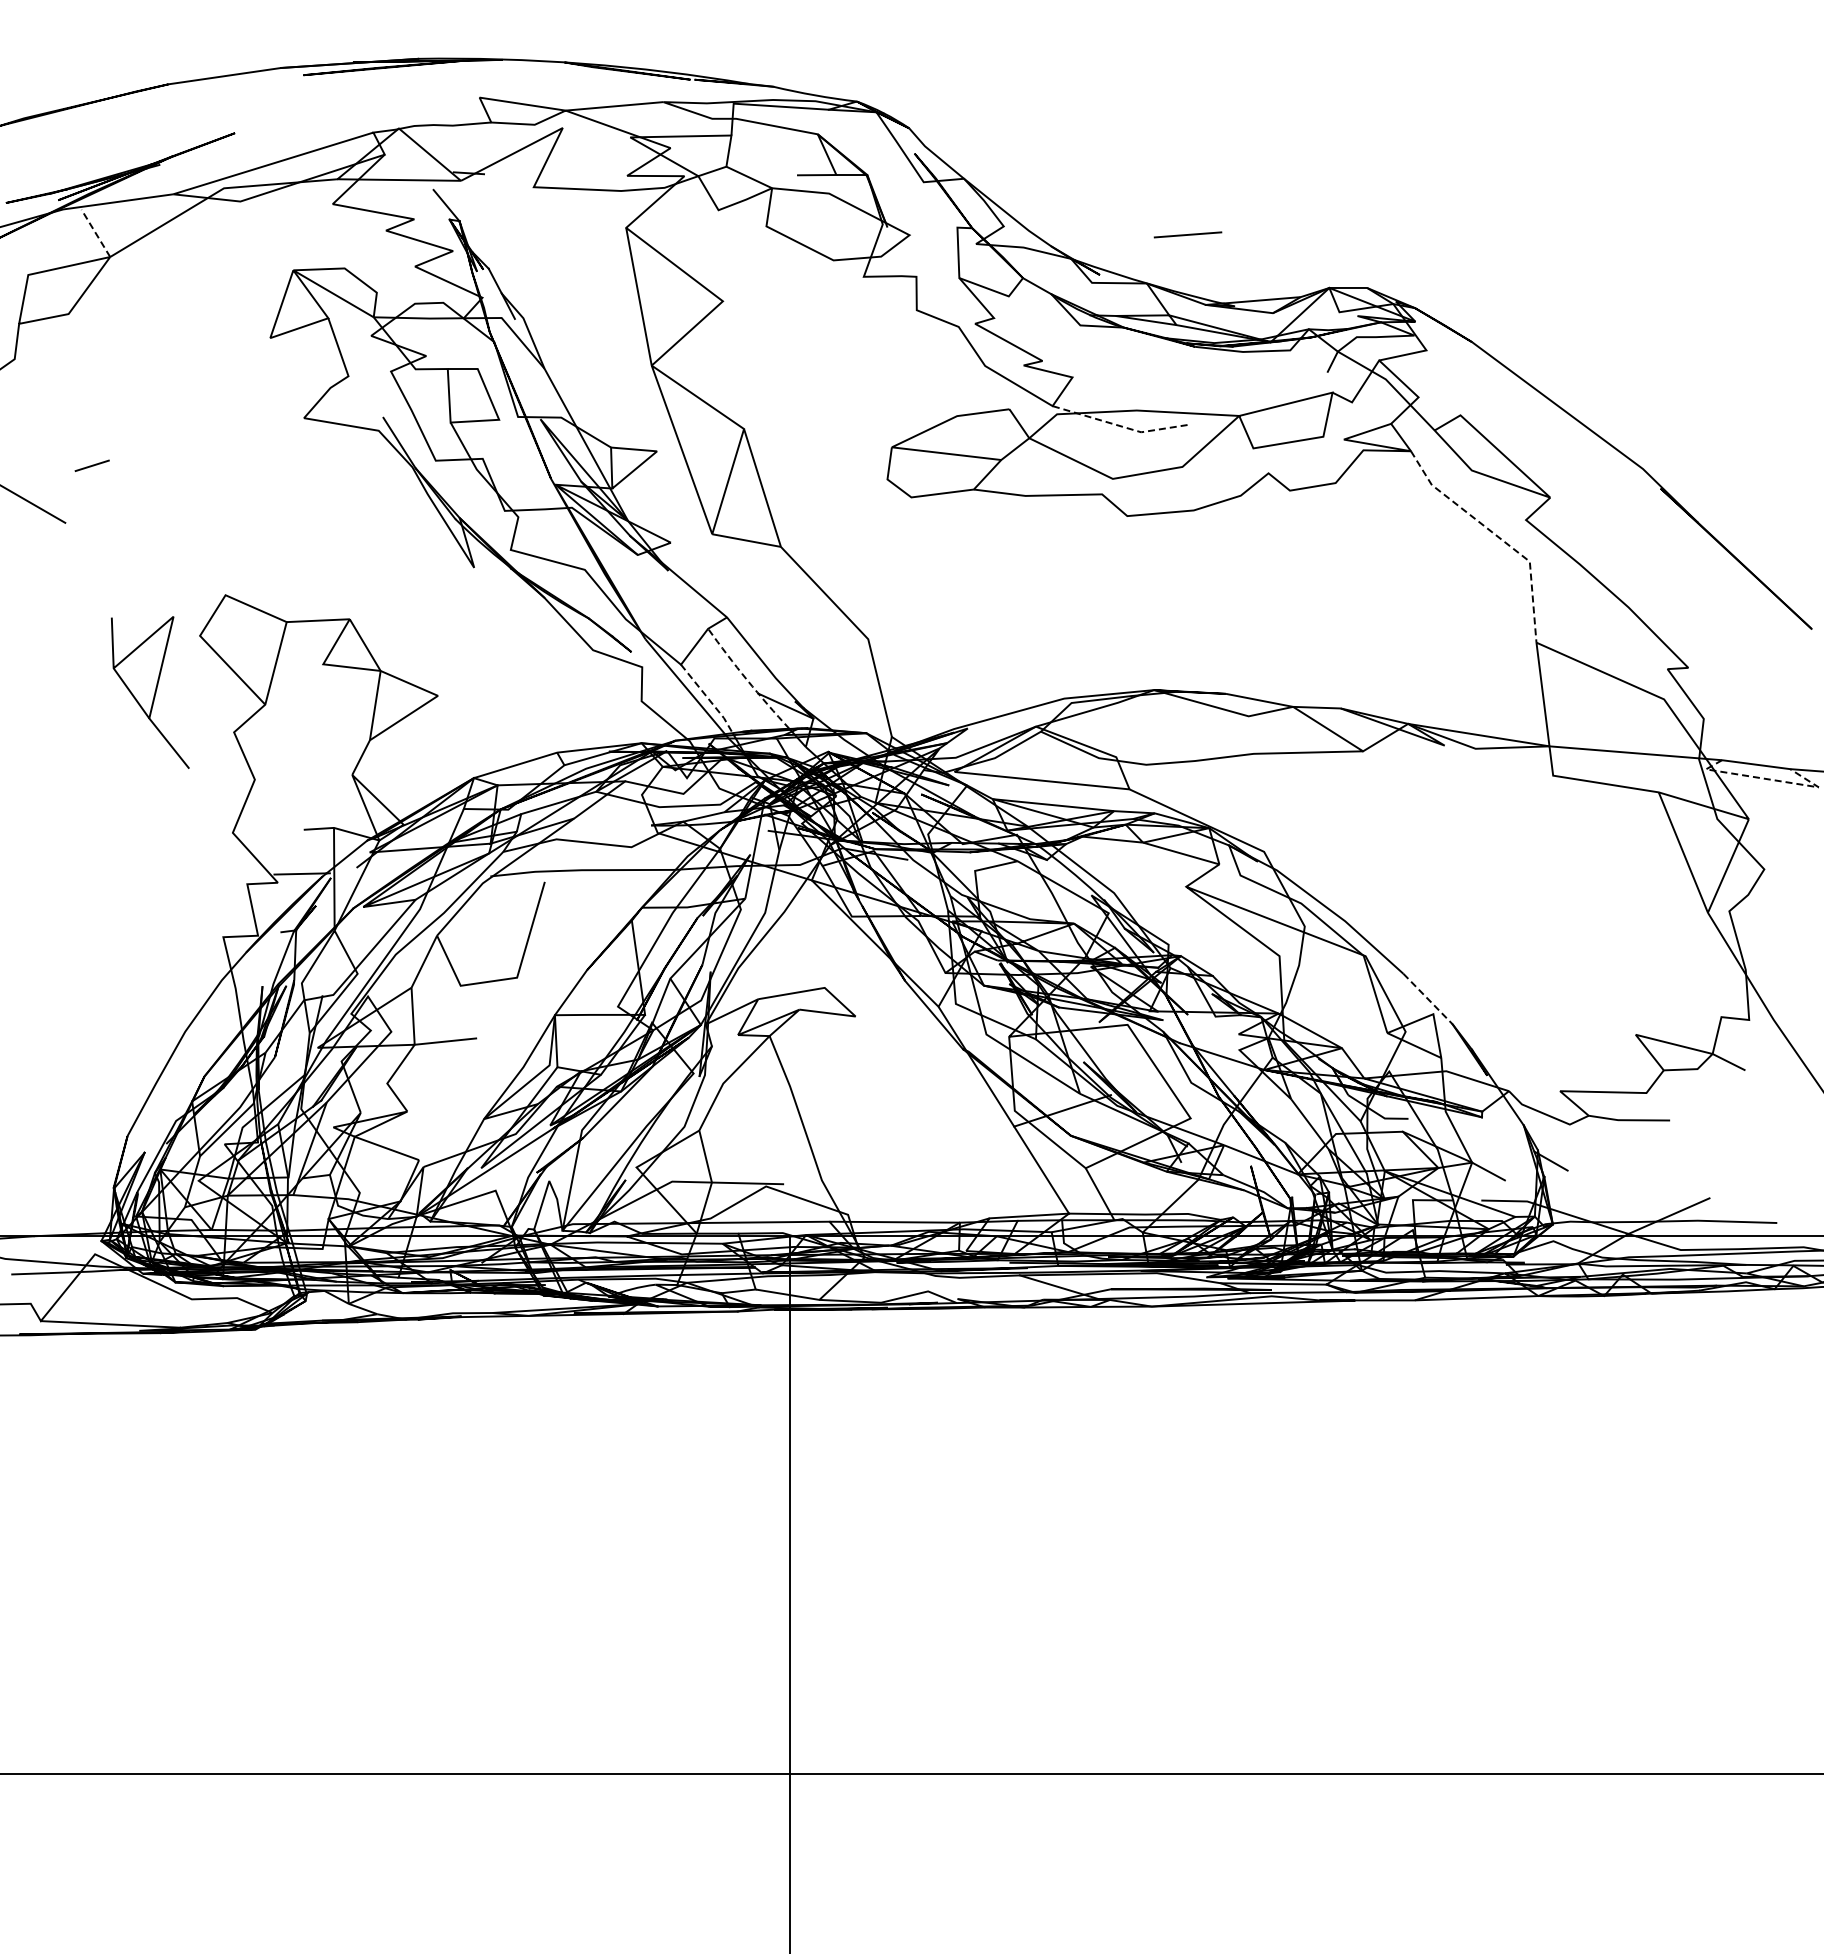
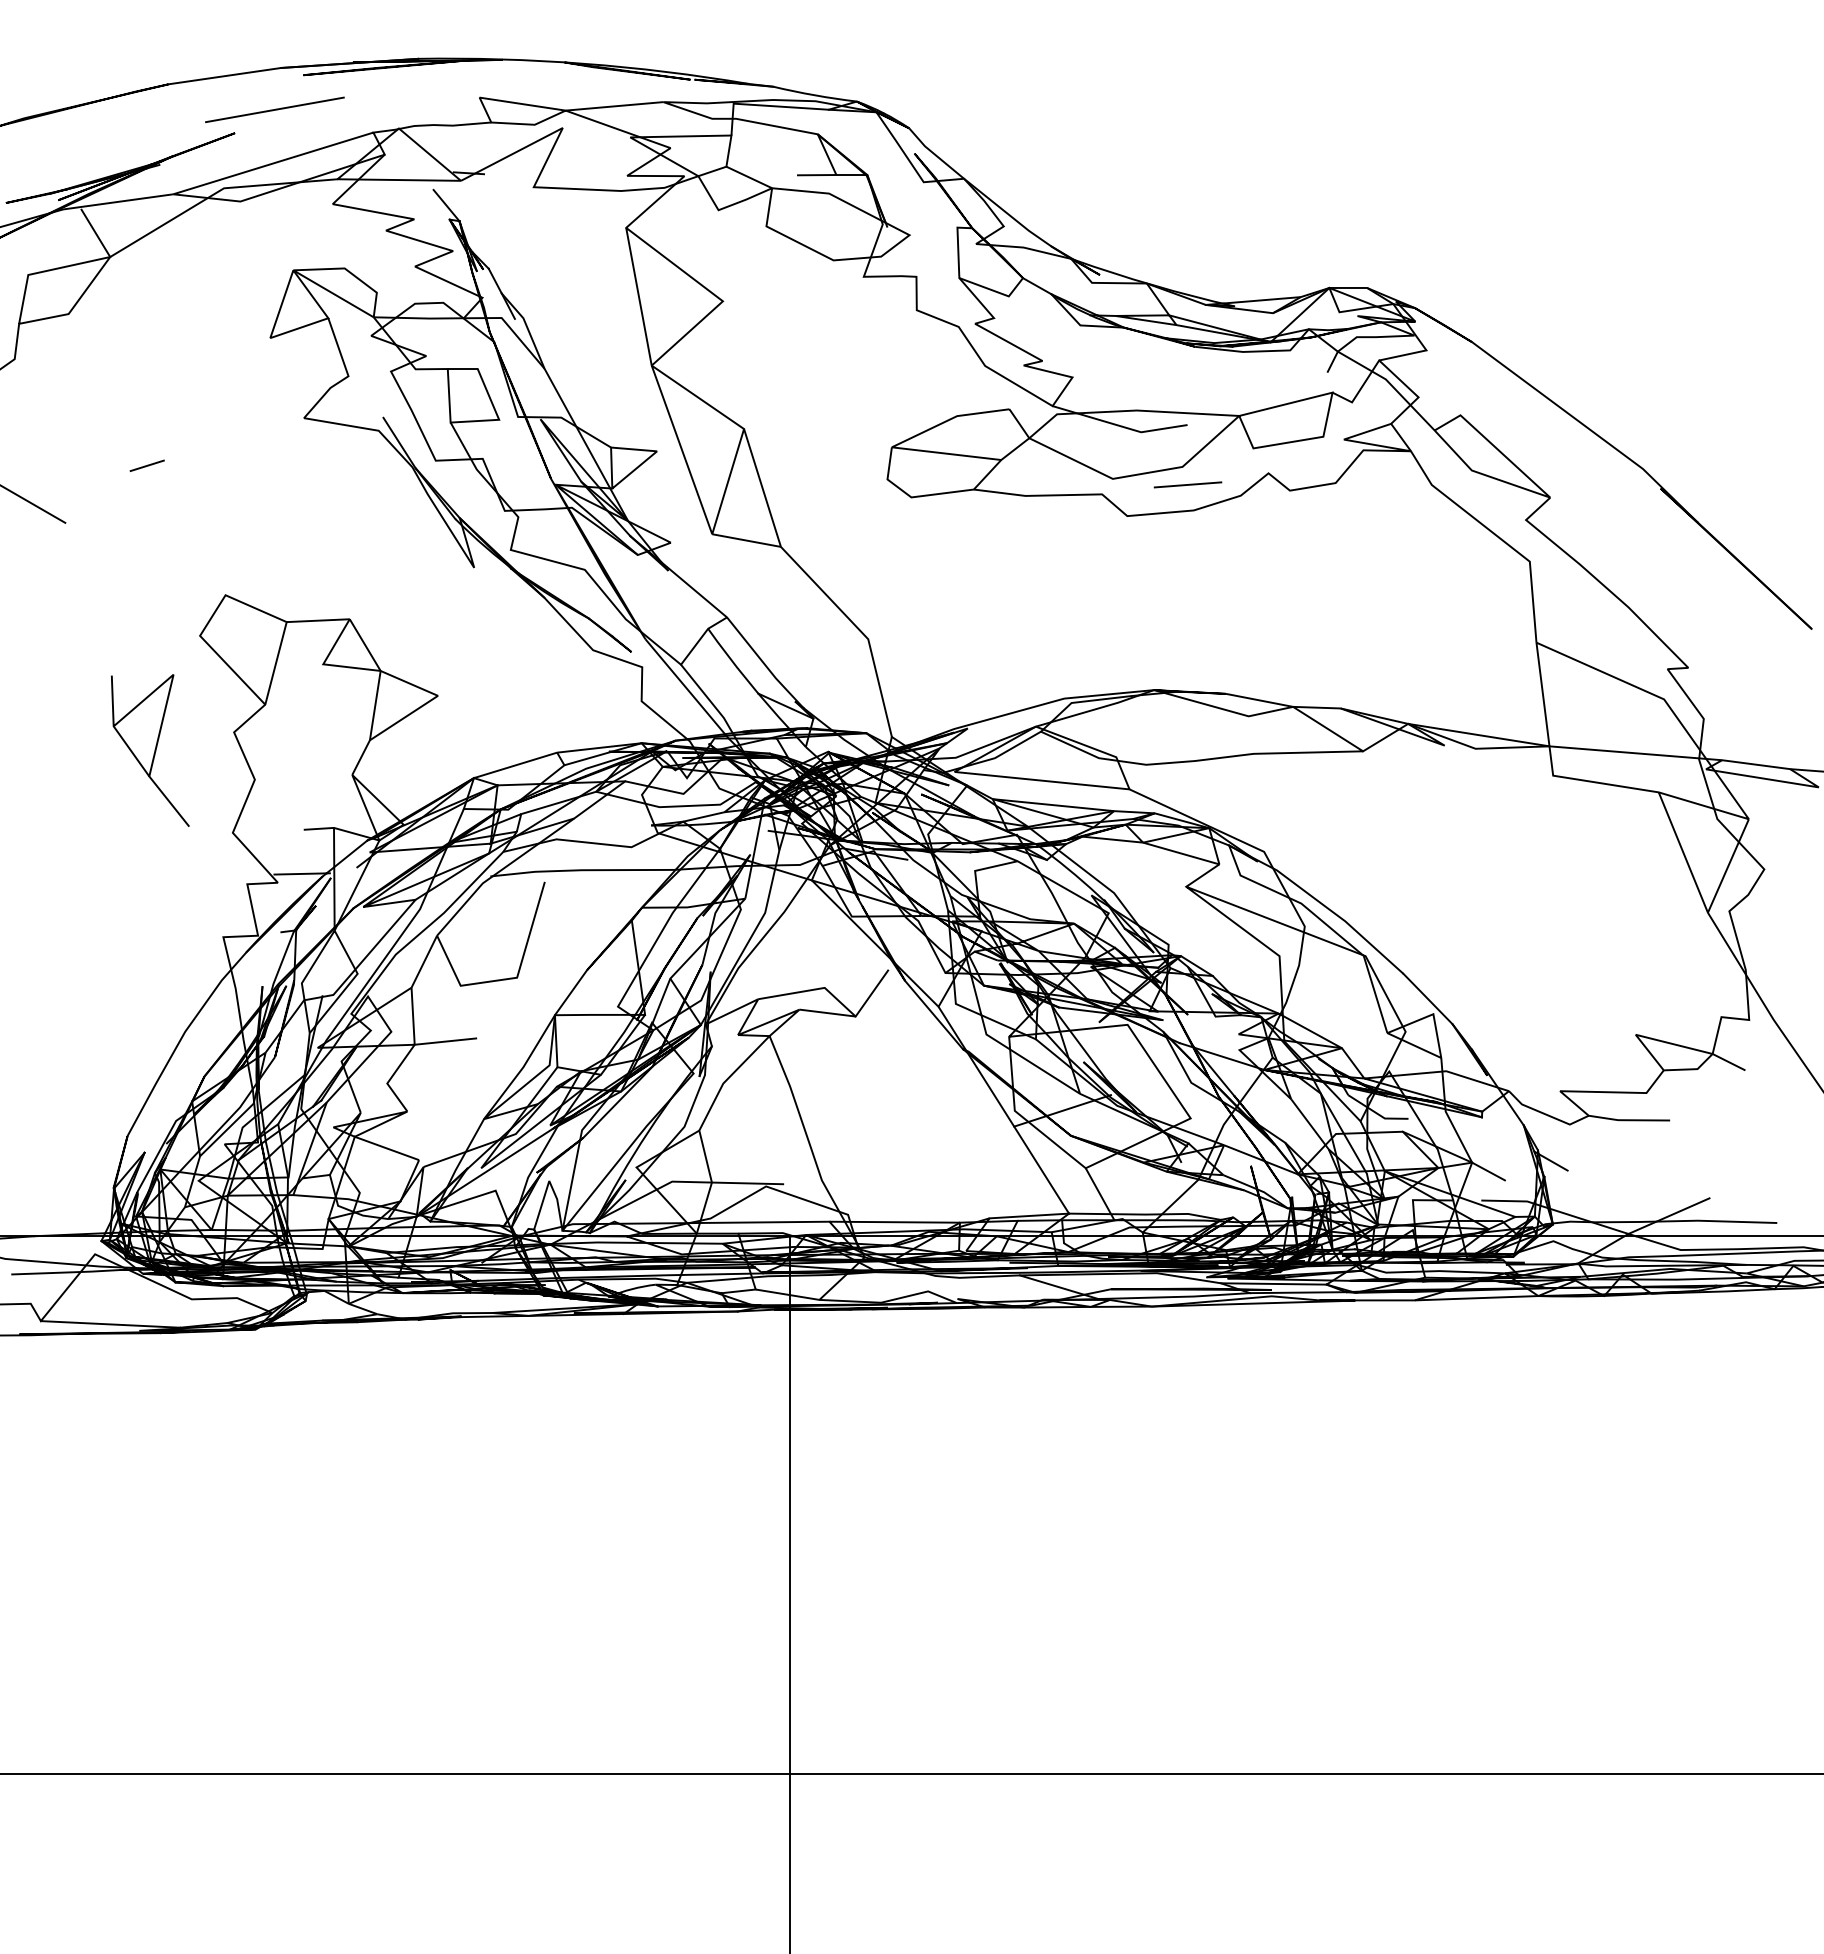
line: none -> present (274, 109)
line: dashed -> solid (95, 233)
line position: (1187, 234) -> (1187, 484) (1187, 484)
line: dashed -> solid (1119, 425)
line position: (91, 465) -> (146, 465) (146, 465)
line: dashed -> solid (1497, 536)
arc: dashed -> solid (747, 680)
part position: (150, 692) -> (150, 750) (150, 750)
line: dashed -> solid (708, 698)
line: dashed -> solid (1770, 779)
line: none -> present (871, 993)
line: dashed -> solid (1428, 999)
